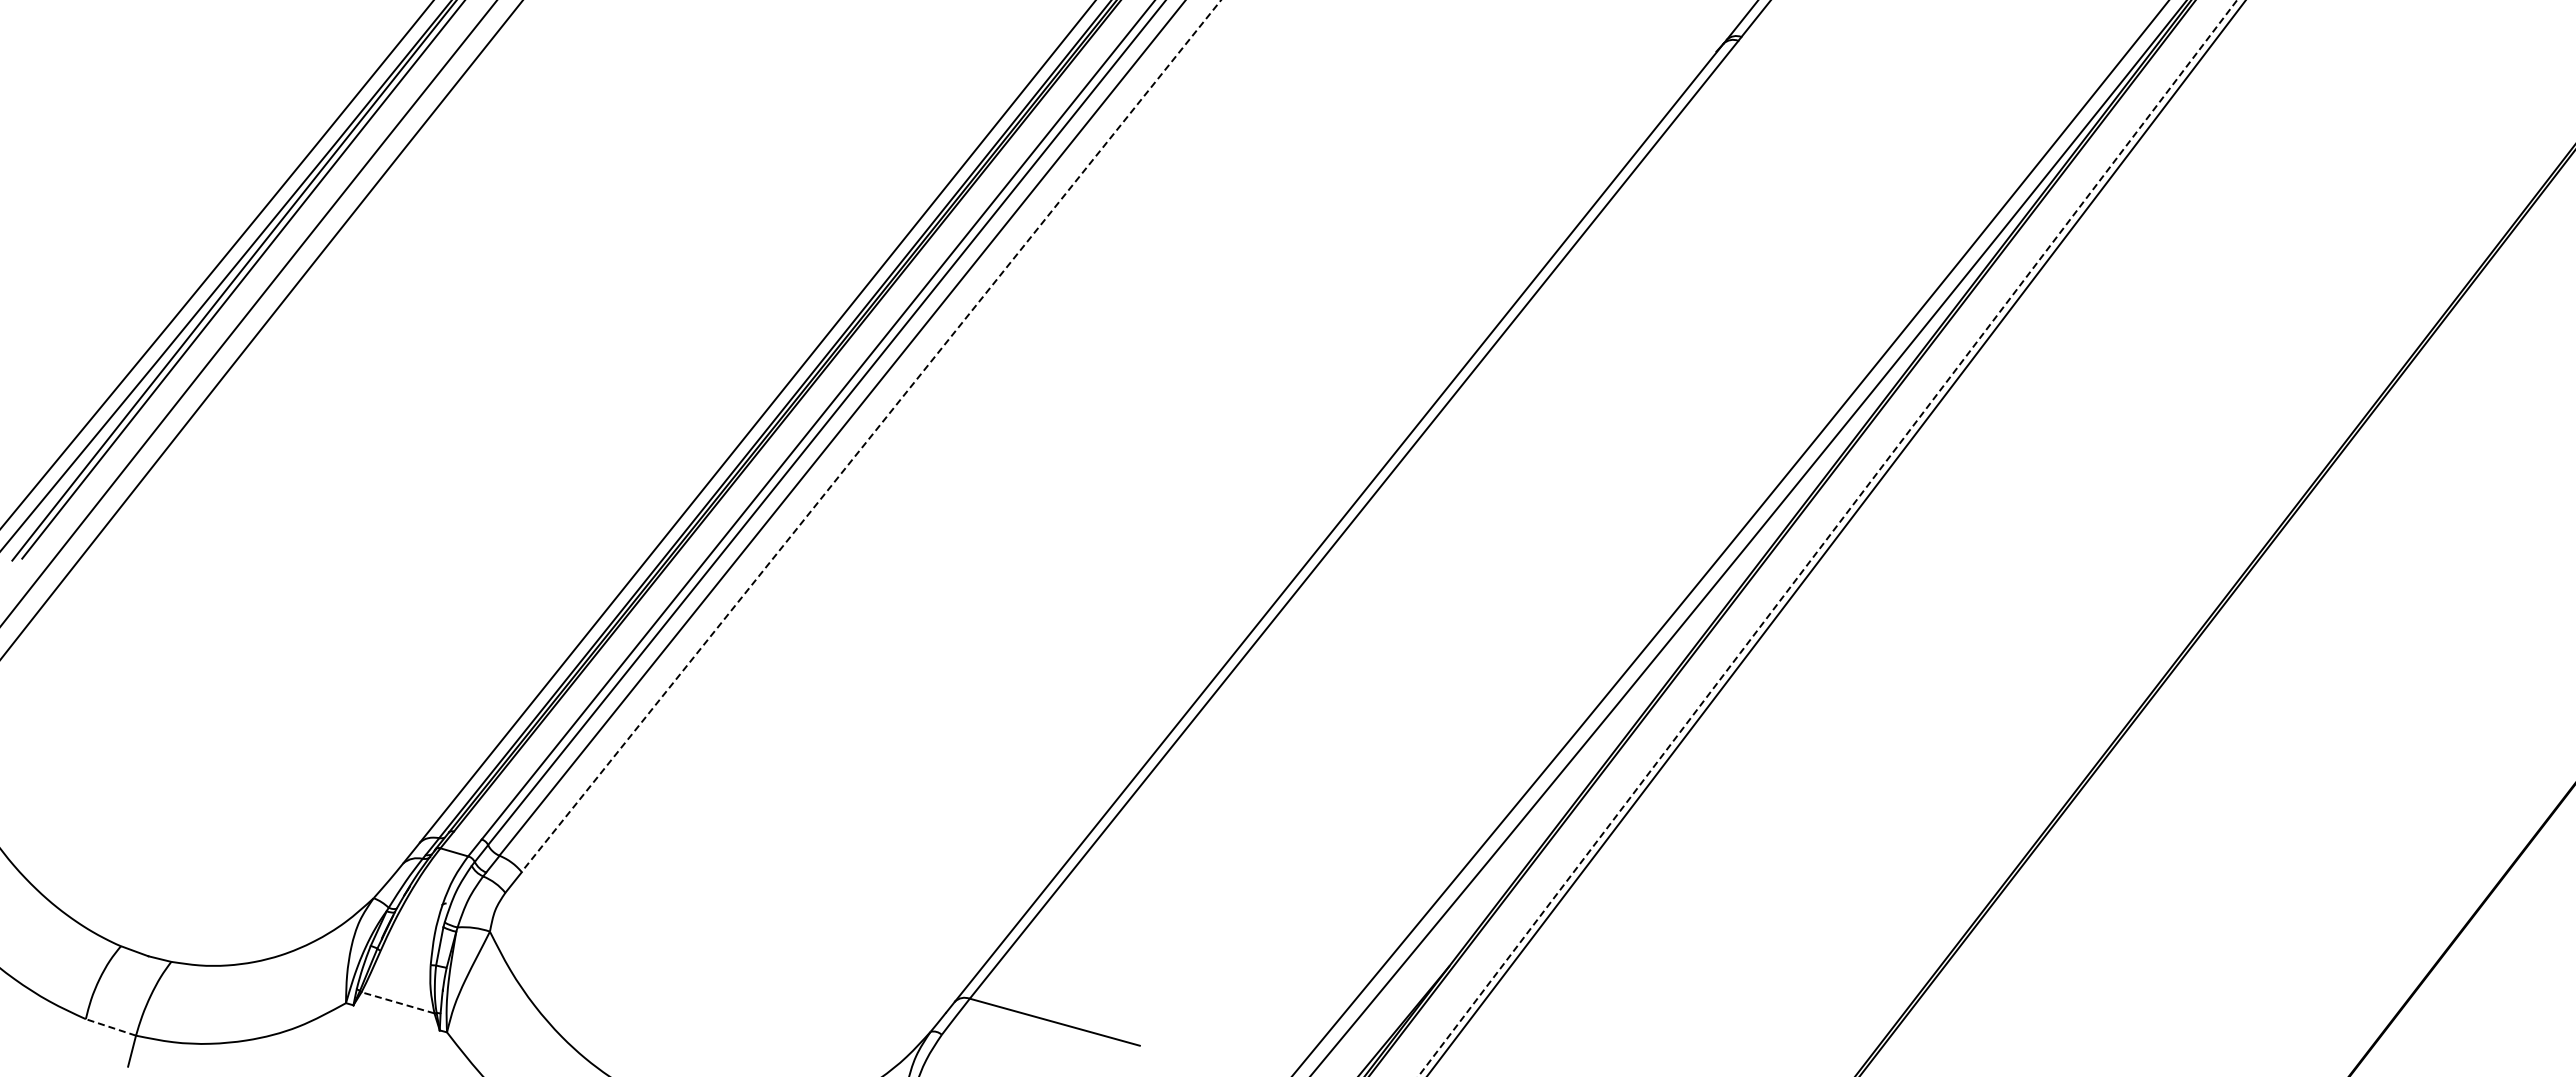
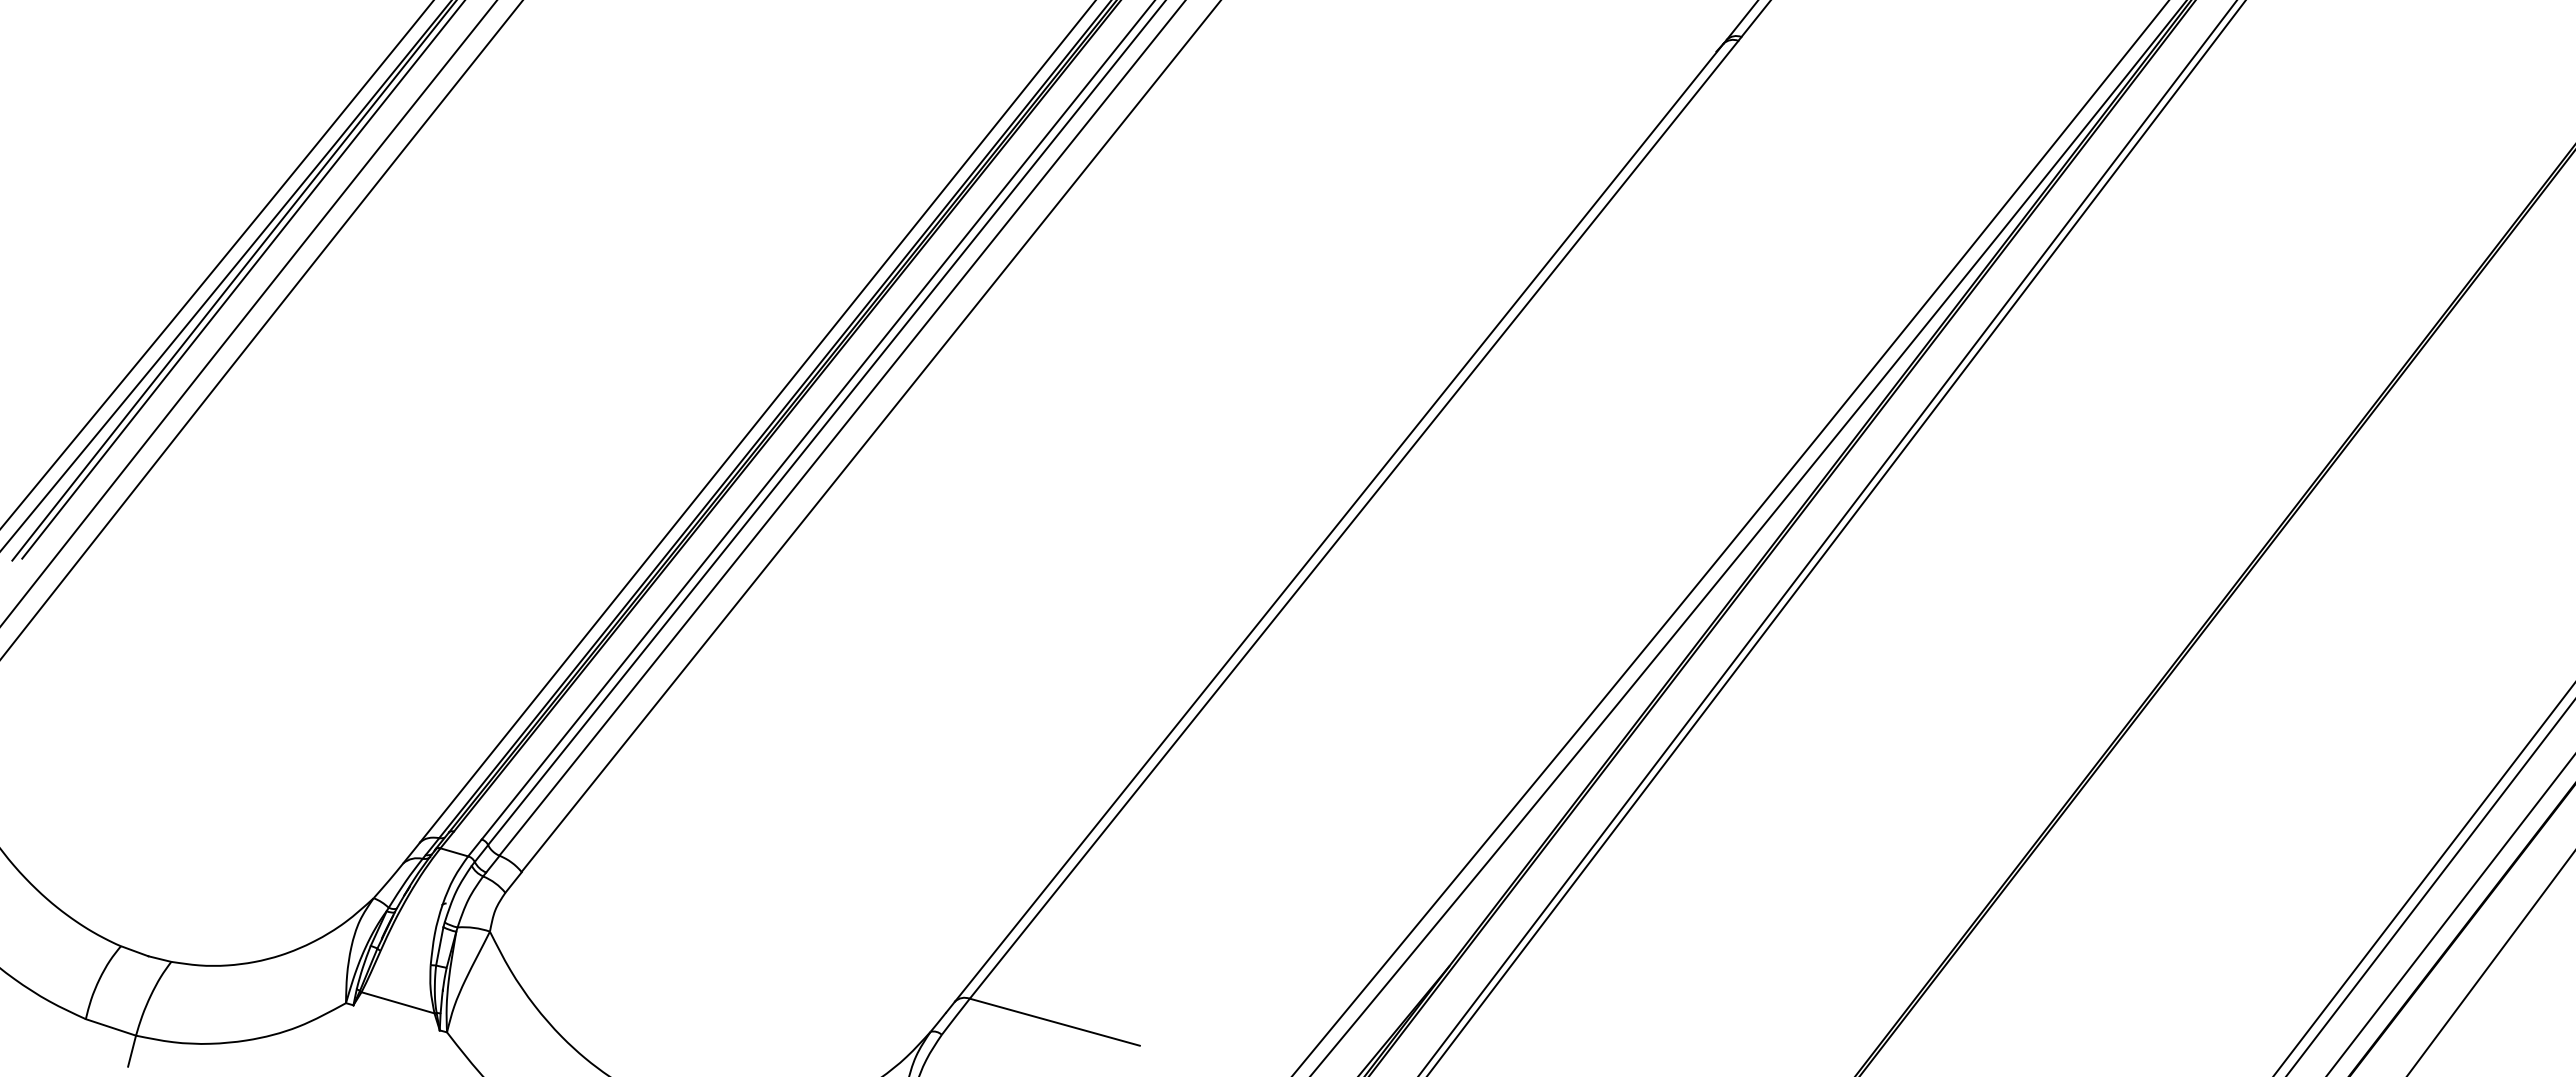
line: dashed -> solid (871, 436)
line: dashed -> solid (1827, 538)
line: none -> present (2423, 879)
line: none -> present (2430, 887)
line: none -> present (2450, 915)
line: none -> present (2490, 963)
line: dashed -> solid (398, 1002)
line: dashed -> solid (110, 1027)
